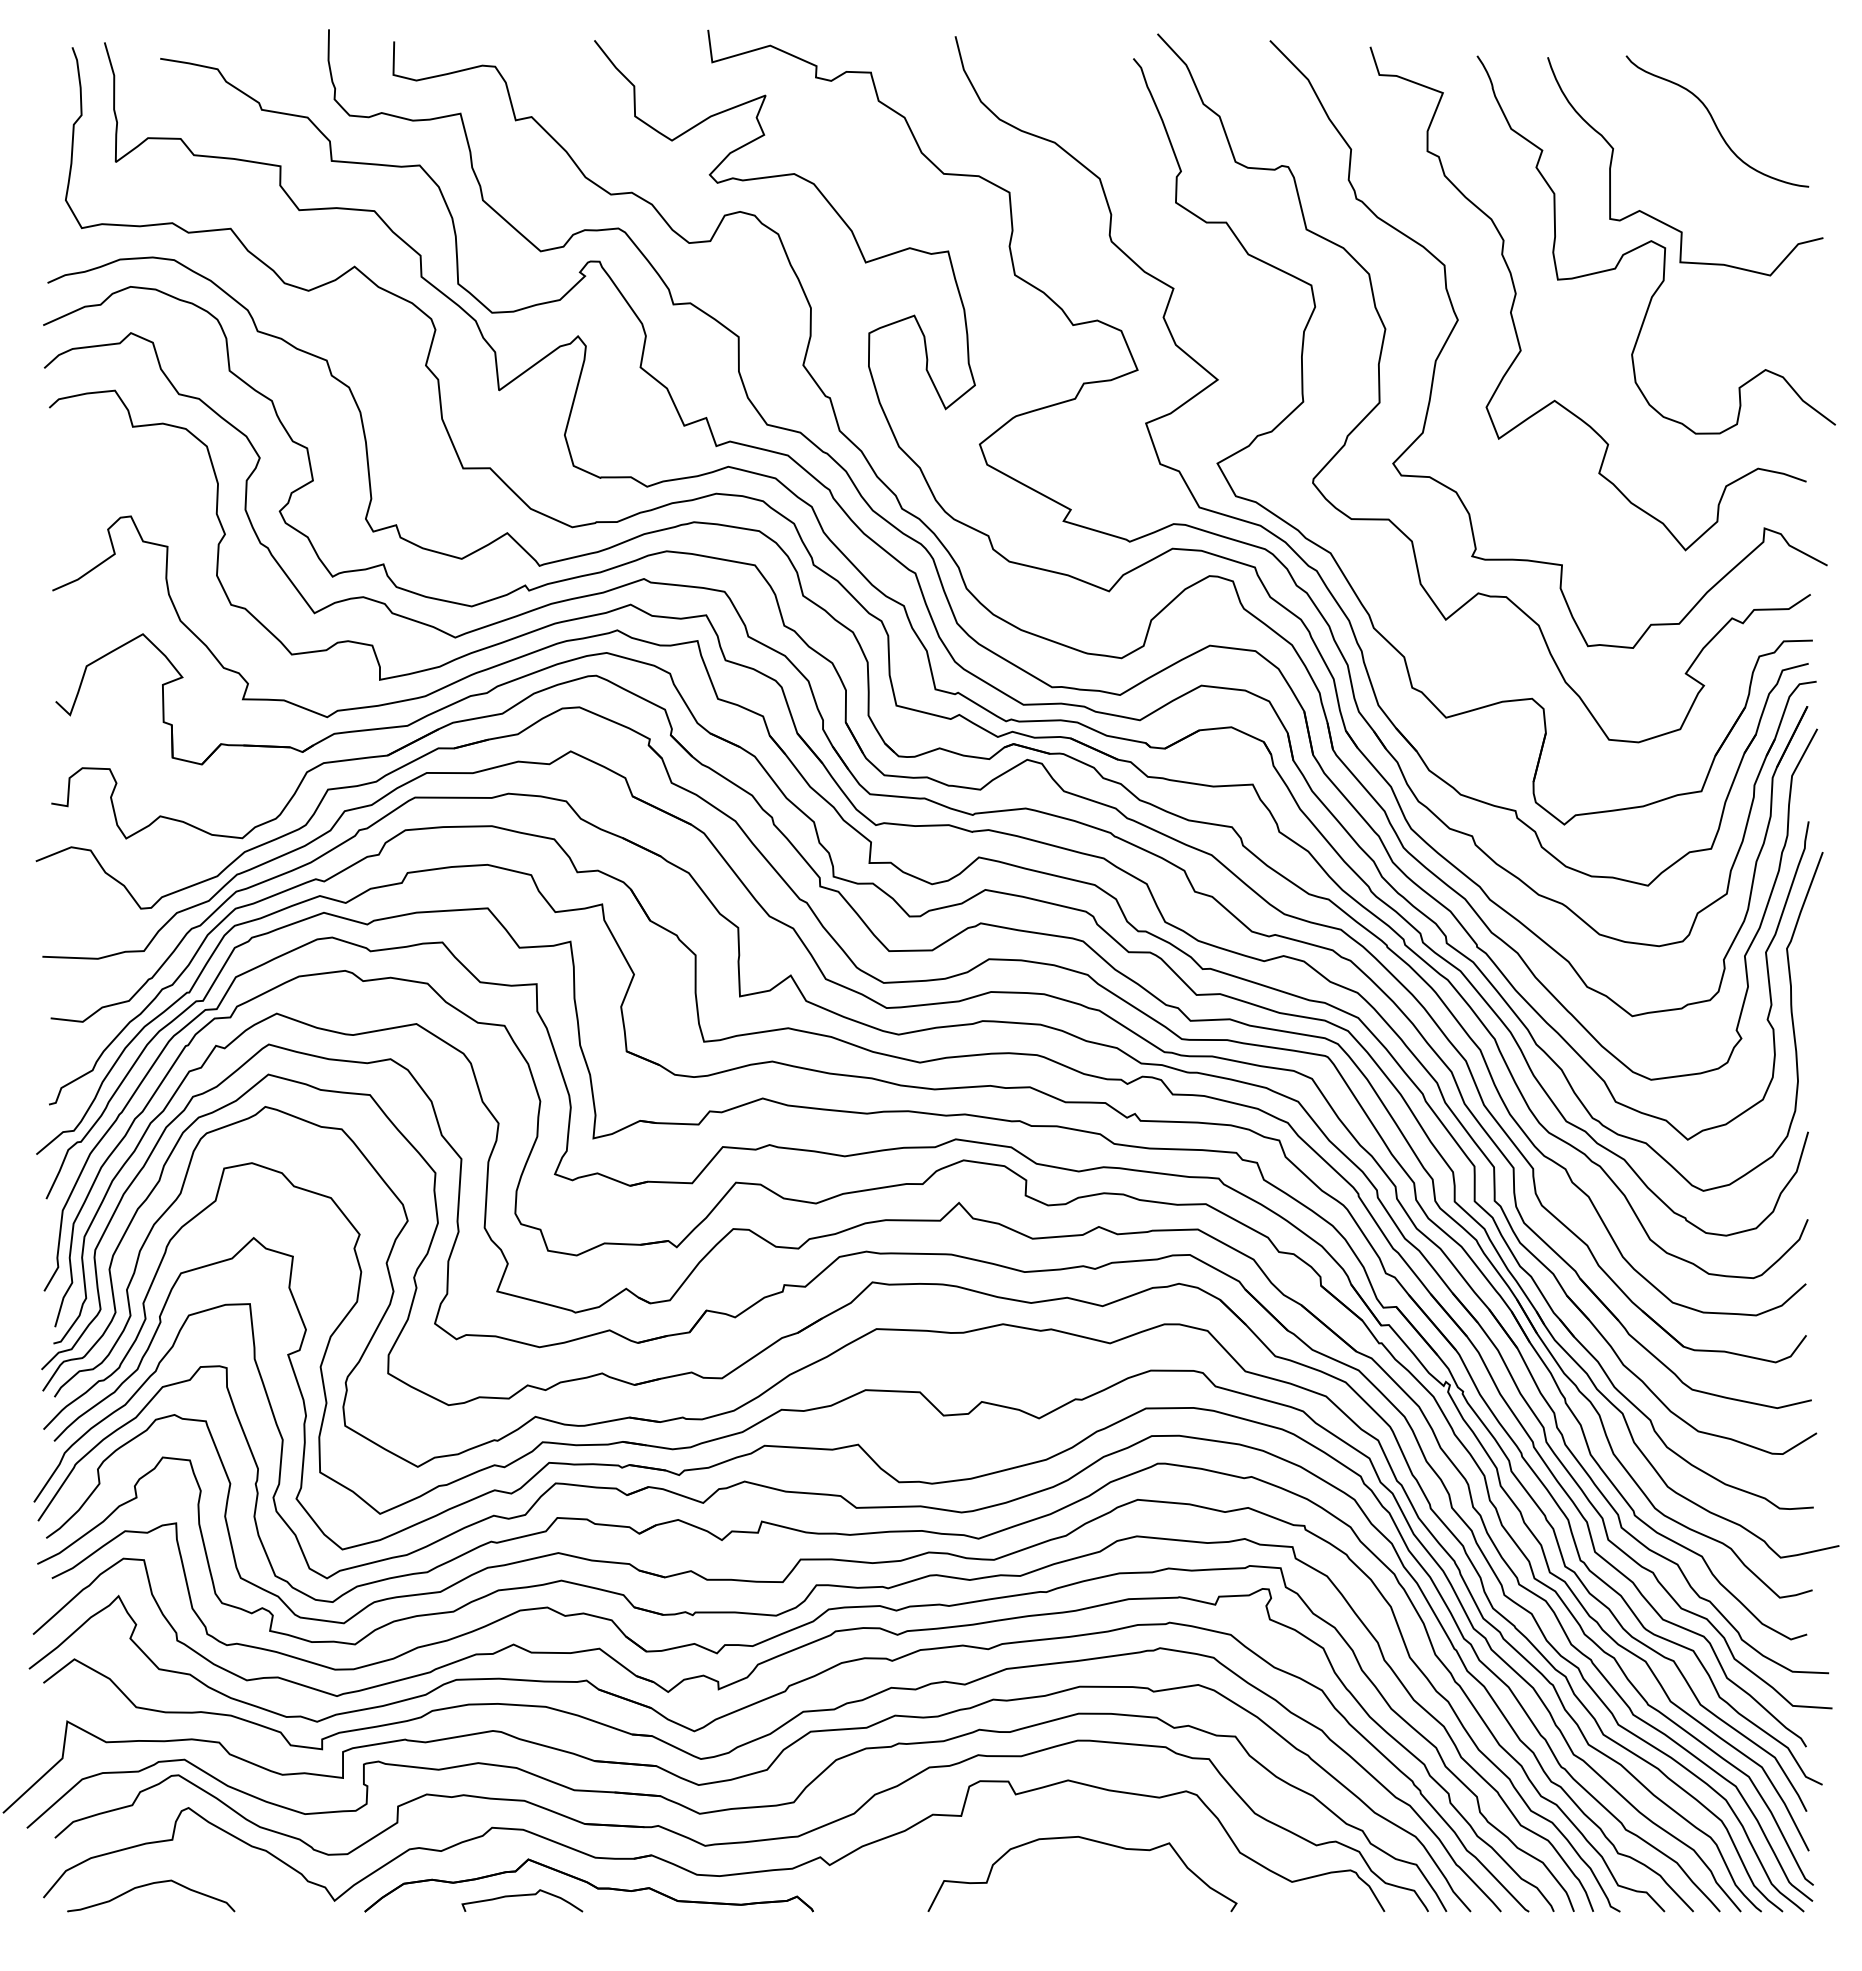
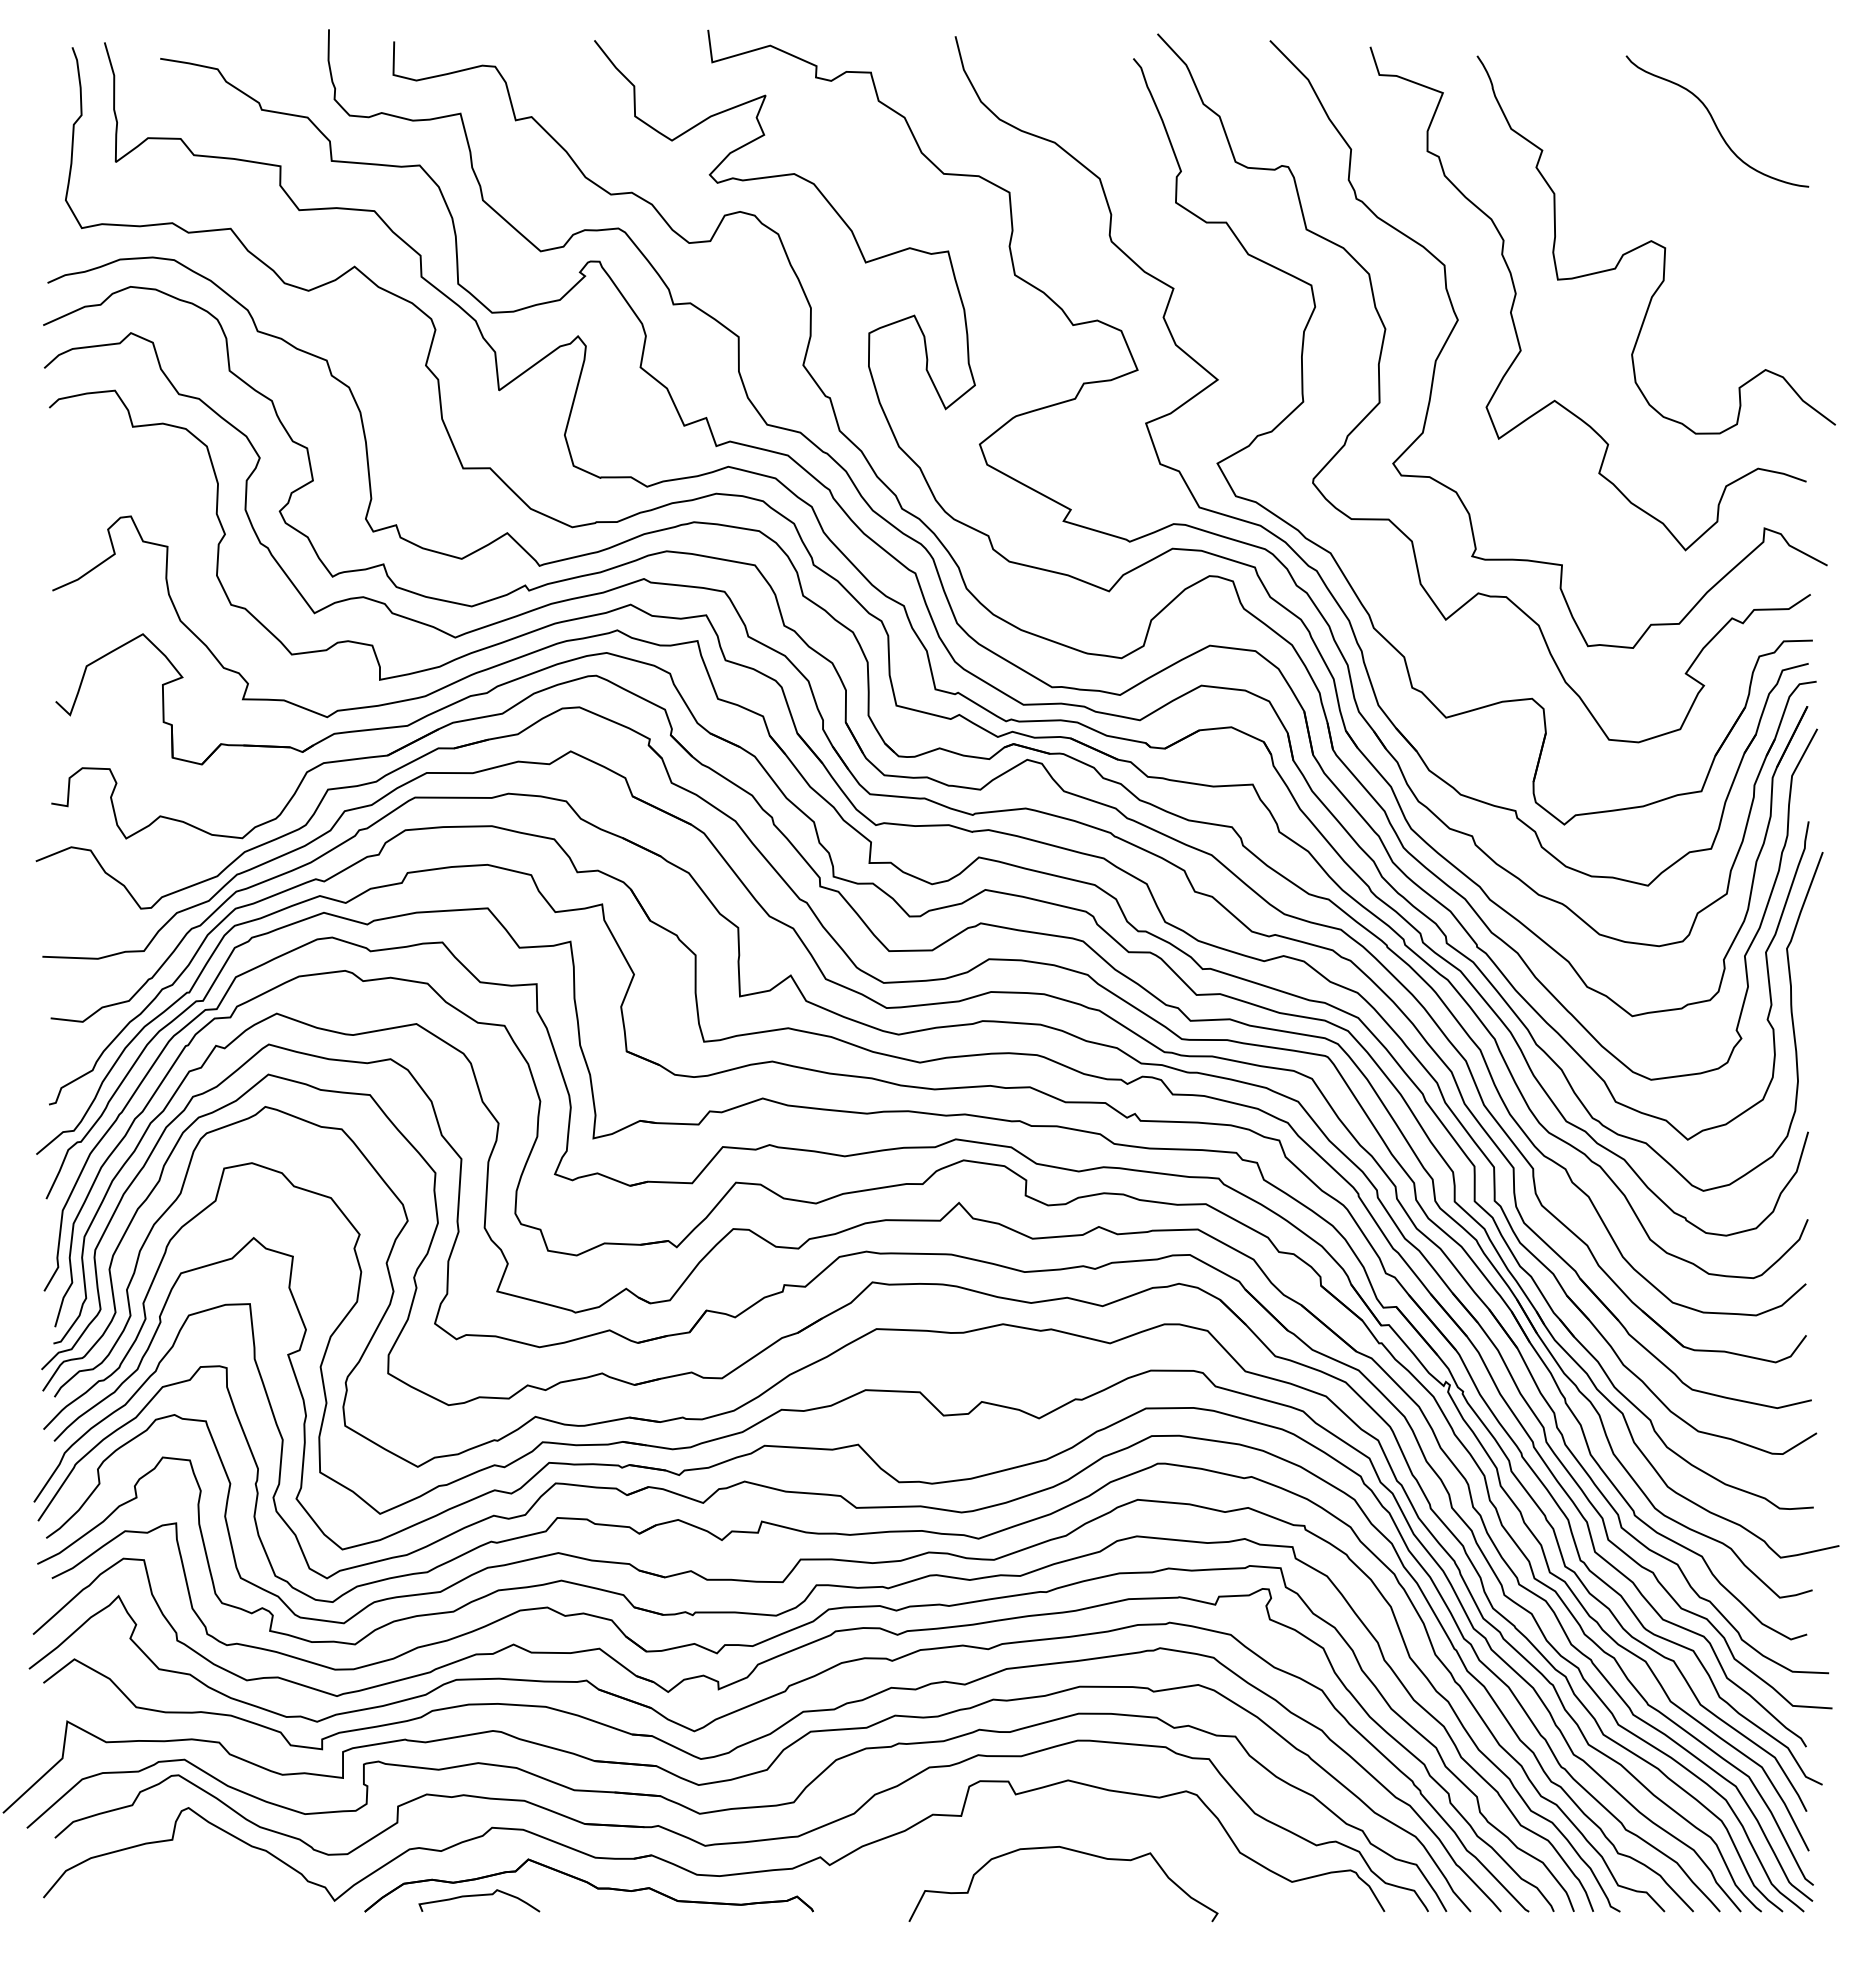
curve: present -> none (1655, 217)
curve position: (1092, 1841) -> (1073, 1851) (1073, 1851)
curve: present -> none (149, 1885)
curve position: (522, 1896) -> (479, 1896) (479, 1896)
